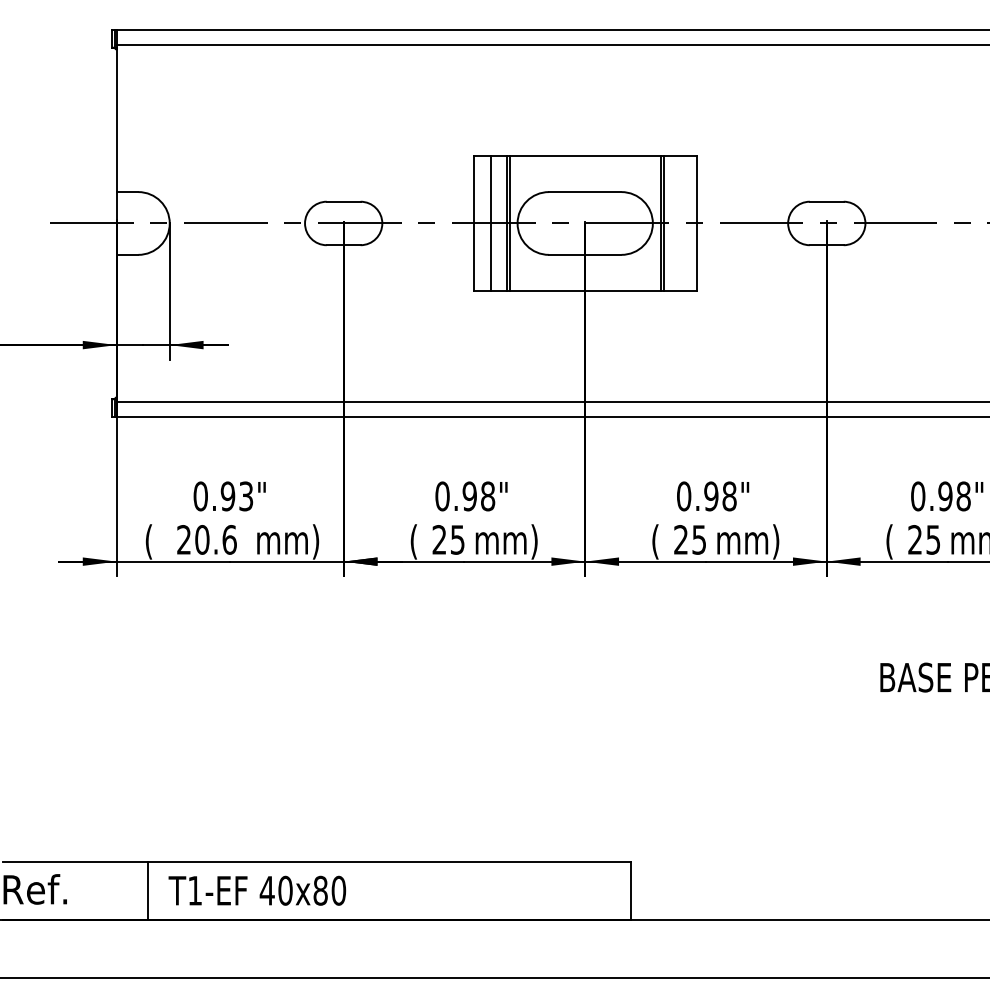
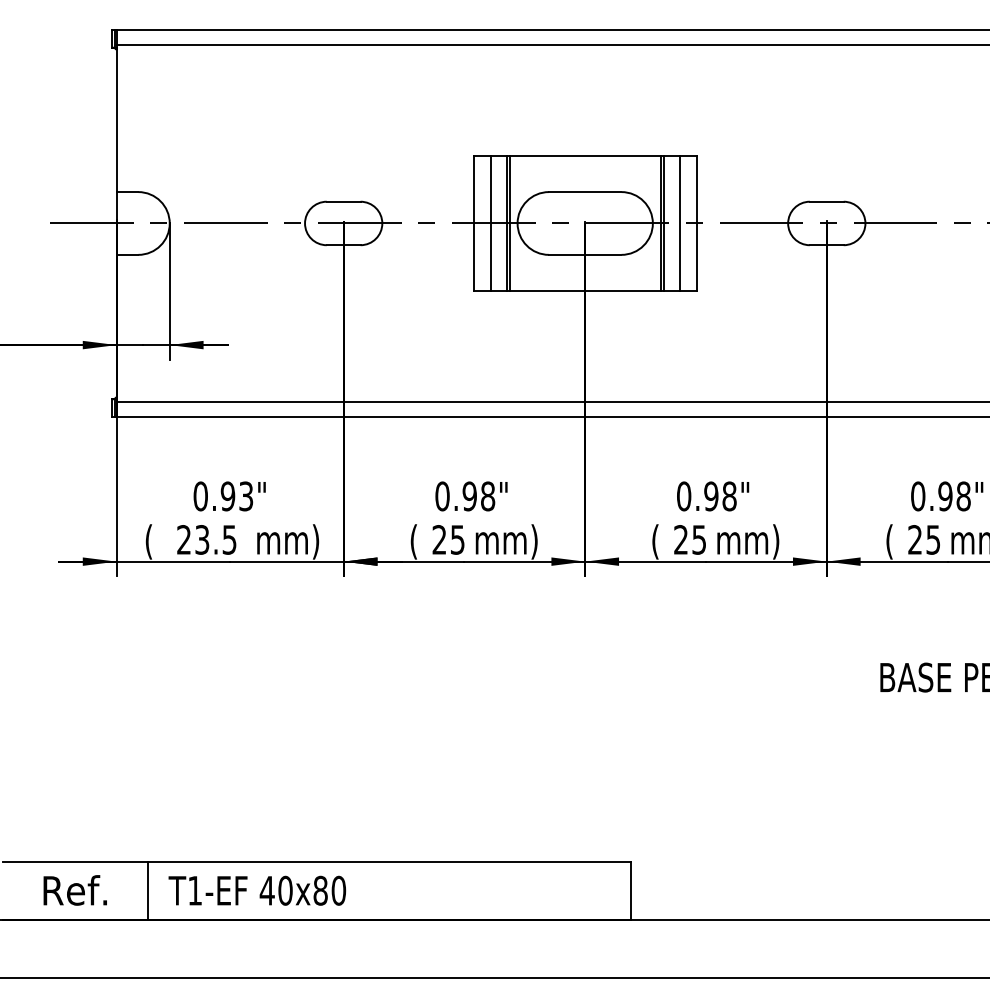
line: none -> present (679, 223)
text: 20.6 -> 23.5 (215, 539)
text position: (34, 889) -> (74, 890) (74, 890)
